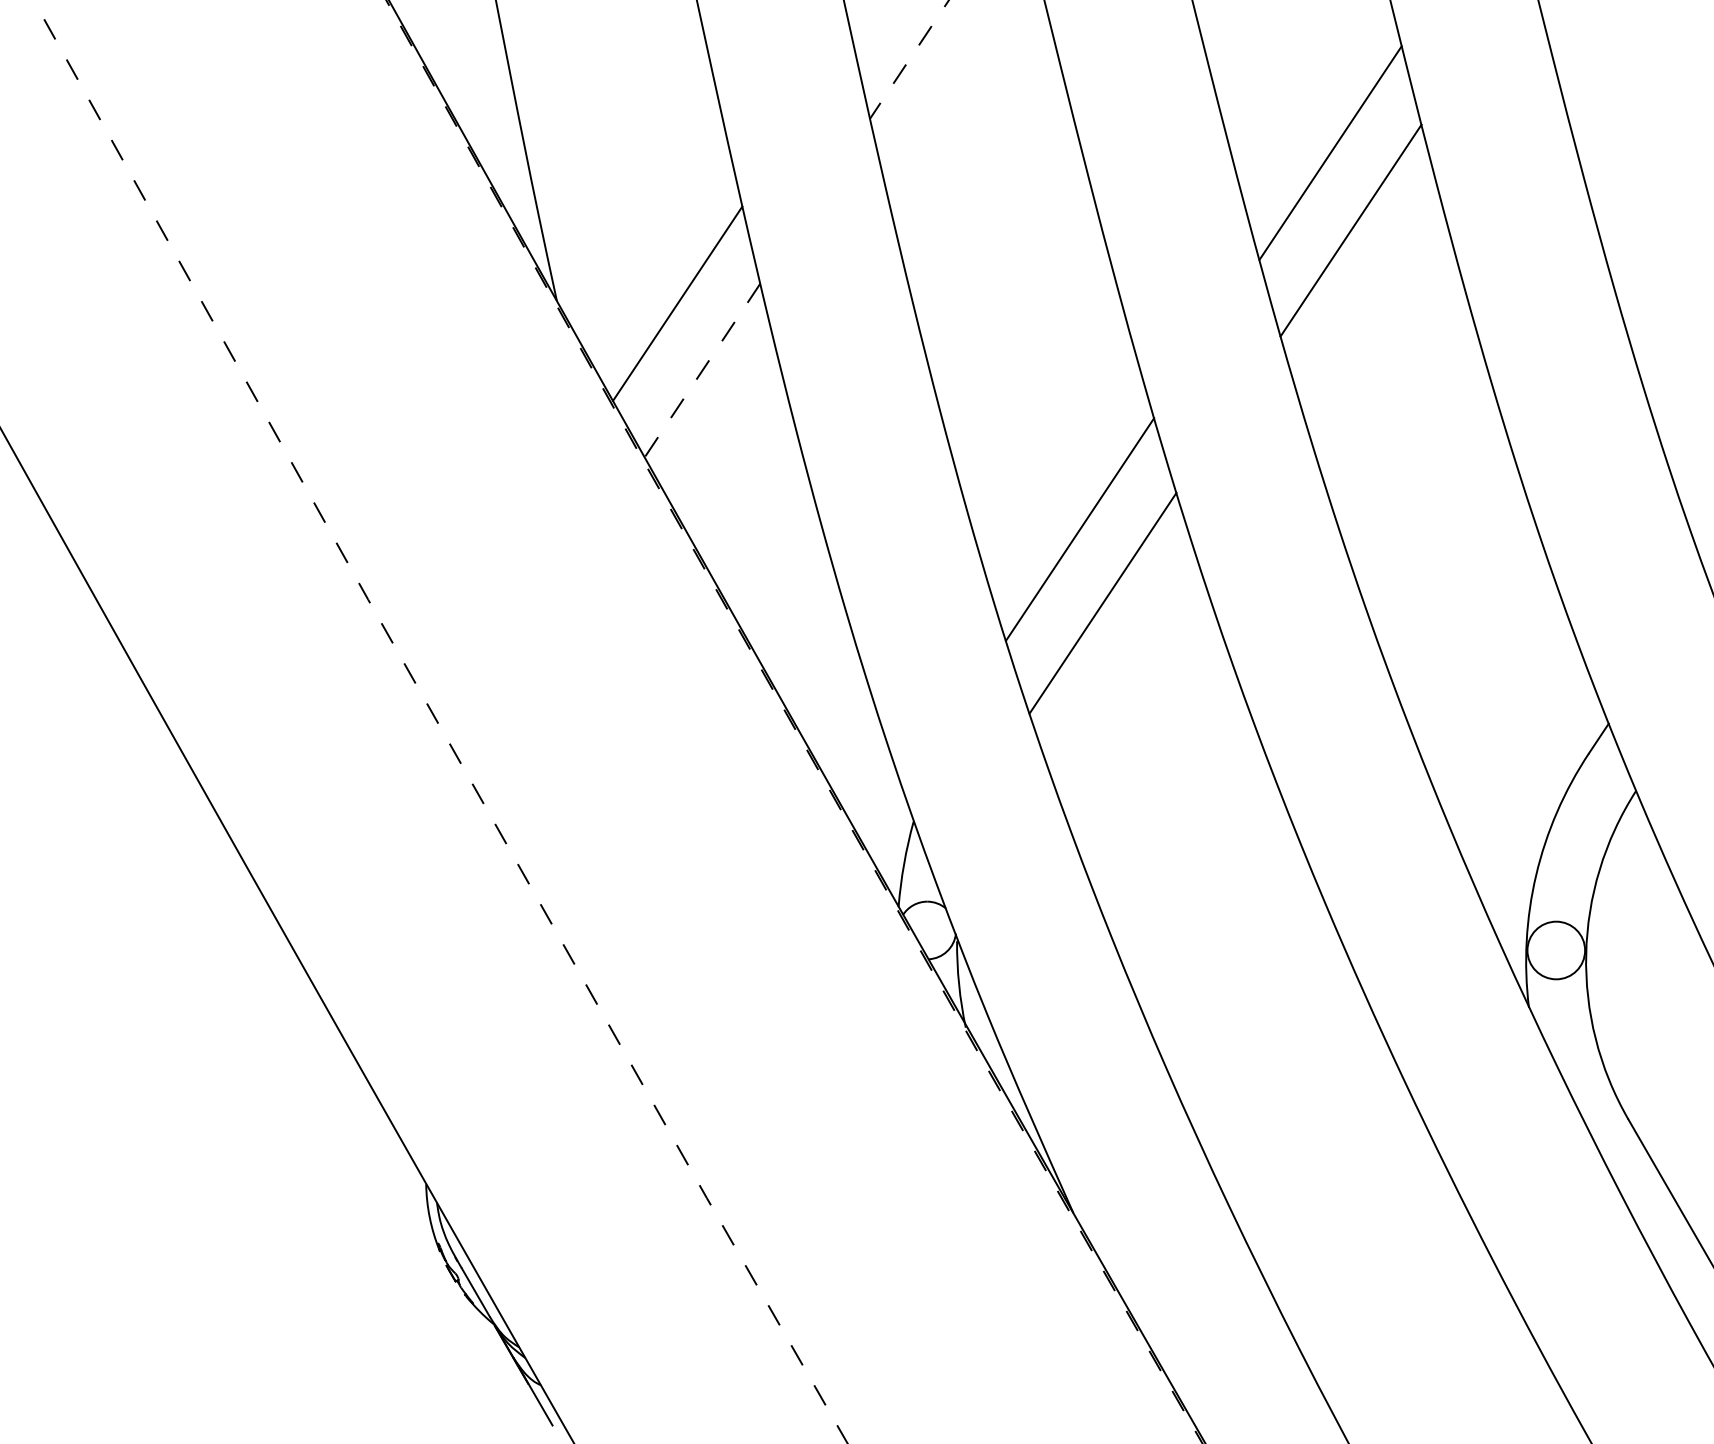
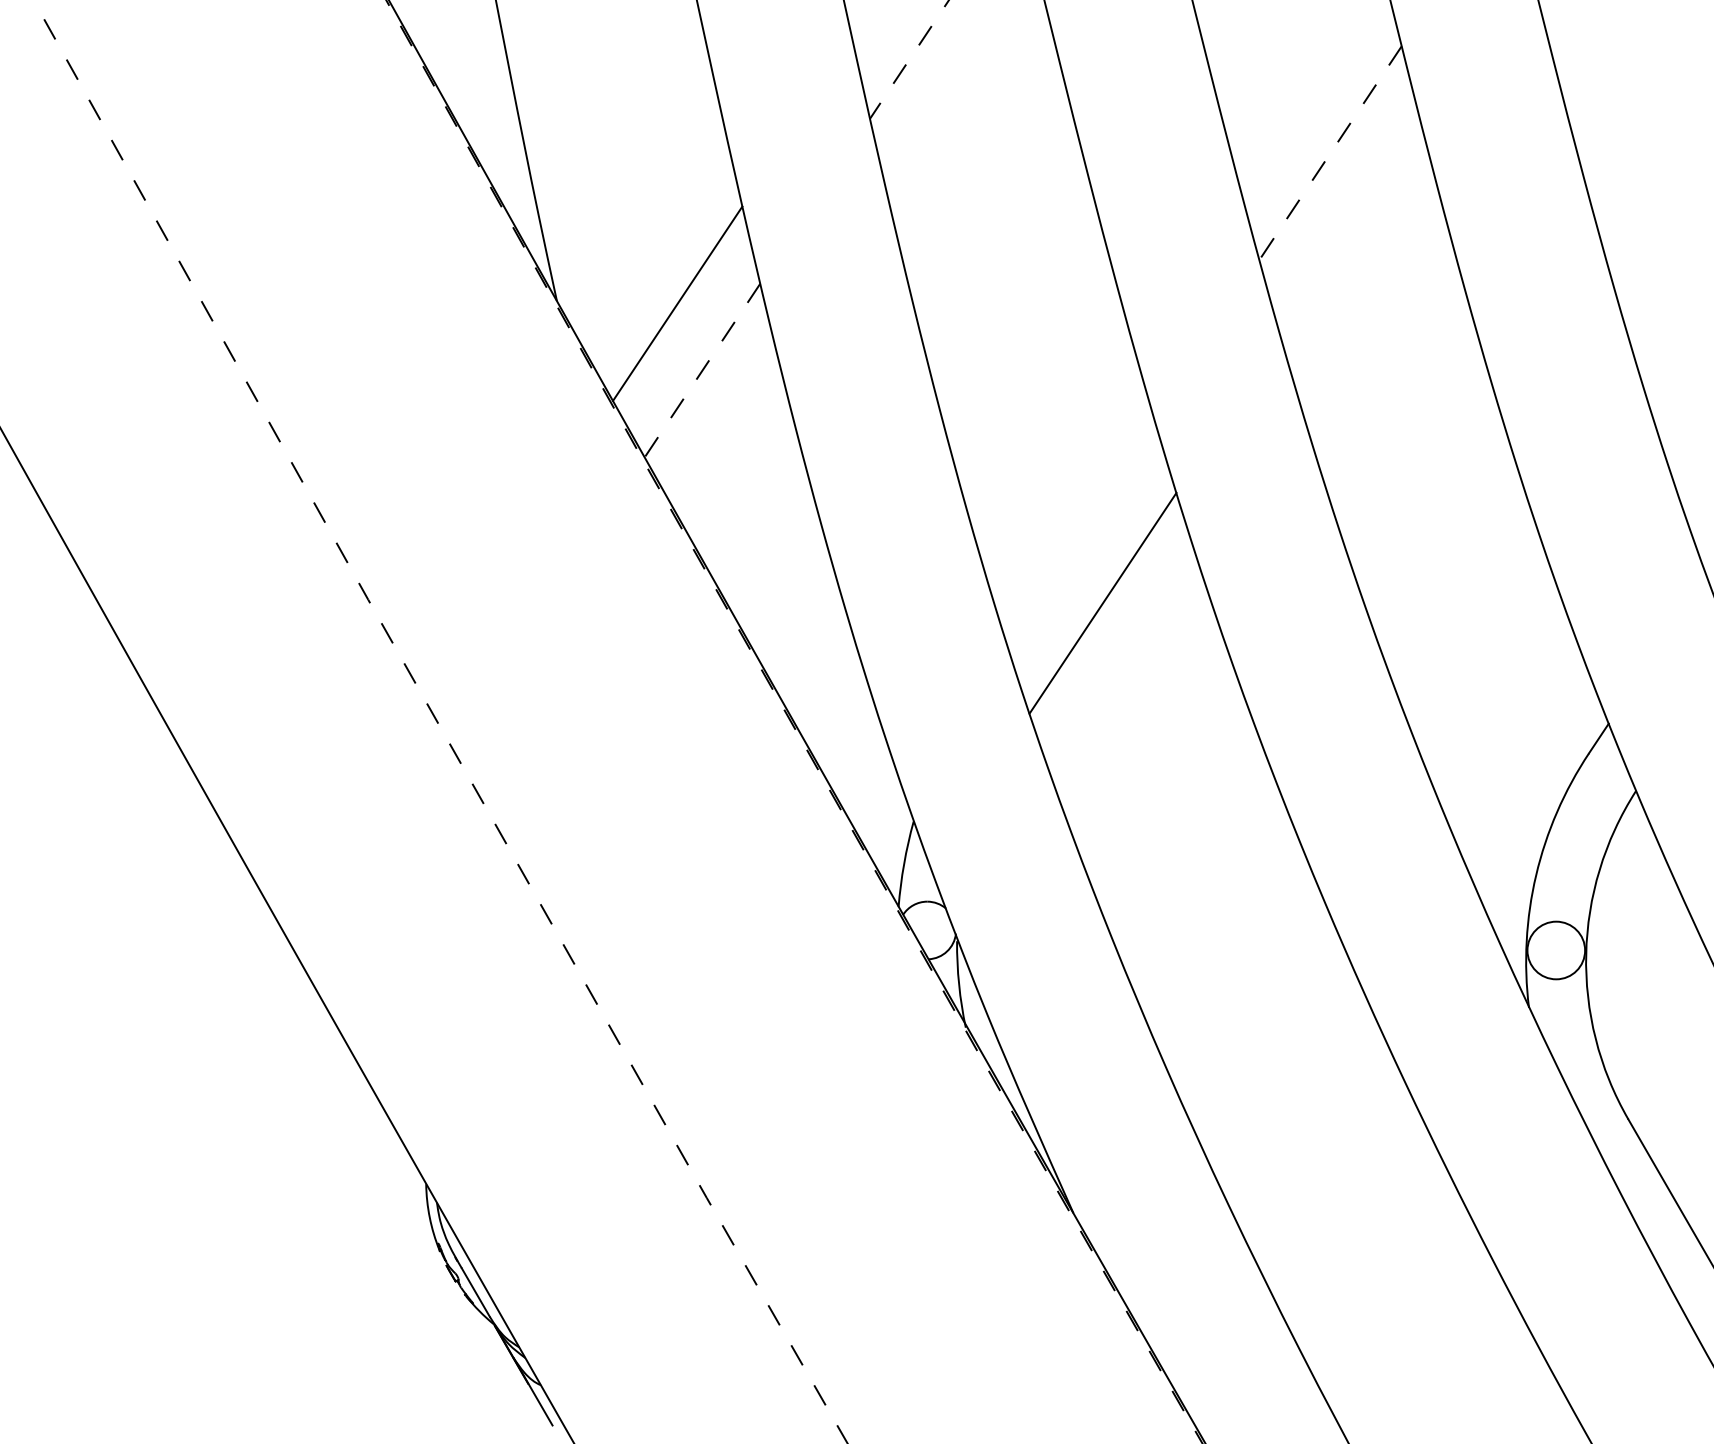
line: solid -> dashed (1330, 153)
line: present -> none (1350, 230)
line: present -> none (1079, 529)
